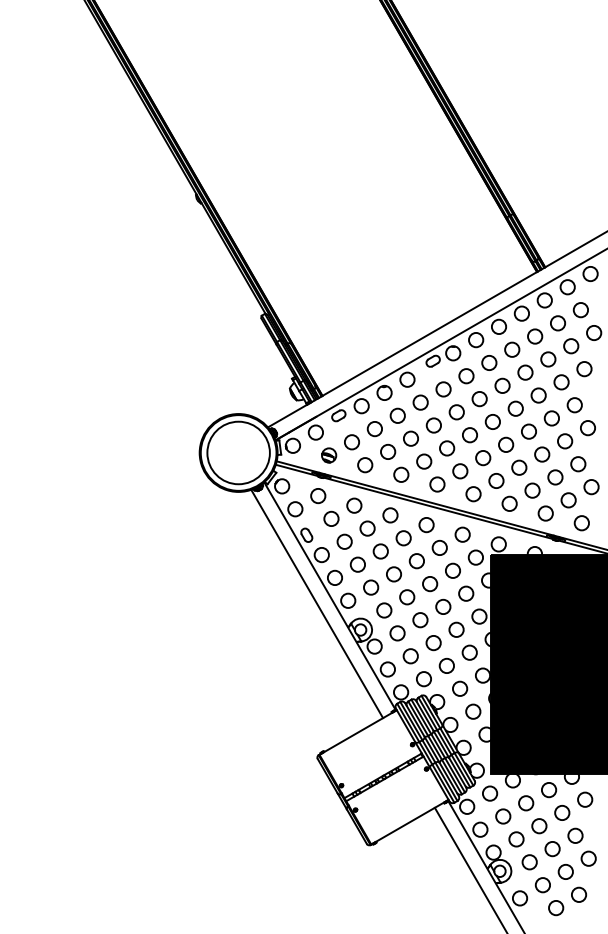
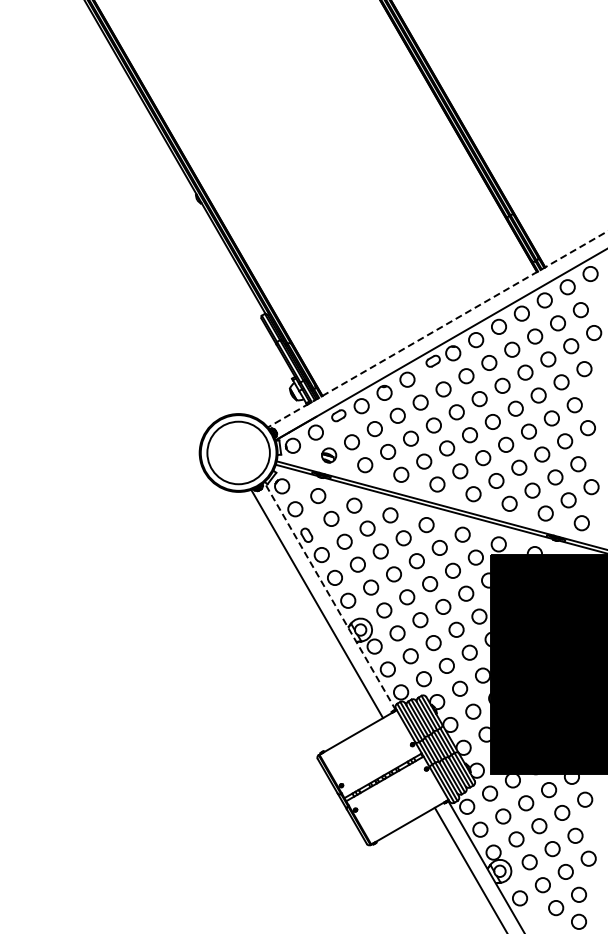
line: solid -> dashed (437, 329)
line: solid -> dashed (330, 596)
circle: none -> present (578, 921)
